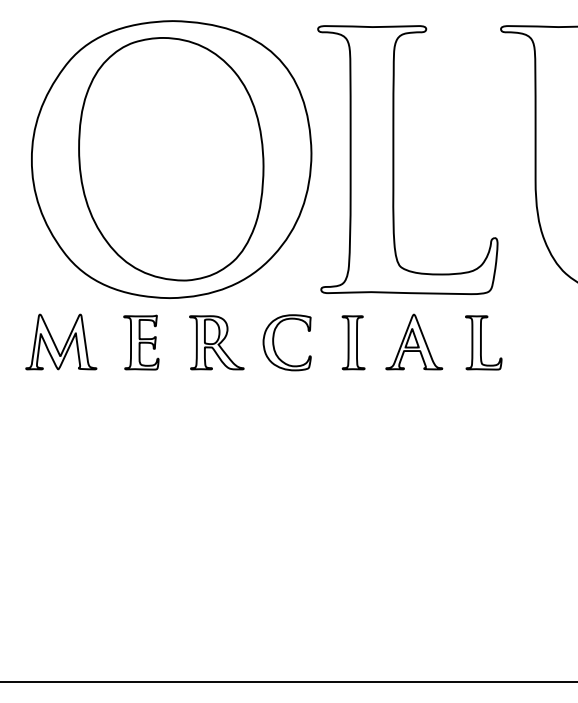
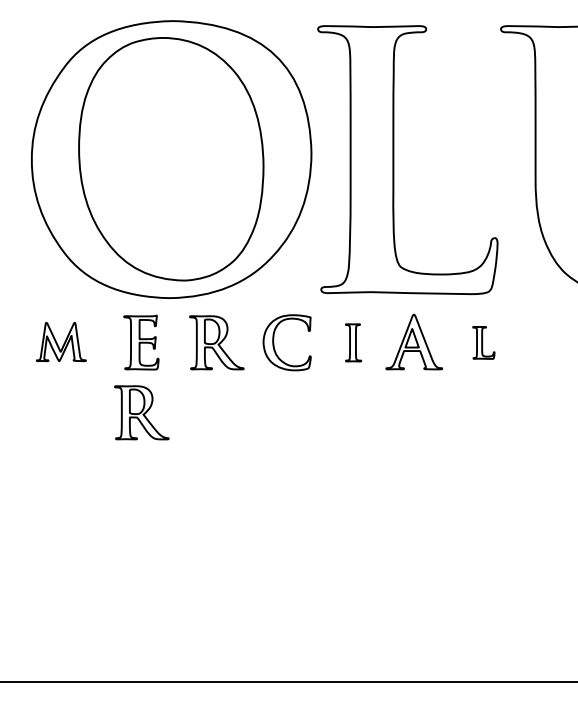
part size: 73x58 px -> 51x41 px (61, 342)
part size: 25x56 px -> 18x40 px (353, 342)
part size: 38x56 px -> 24x34 px (483, 342)
part: none -> present (141, 412)
